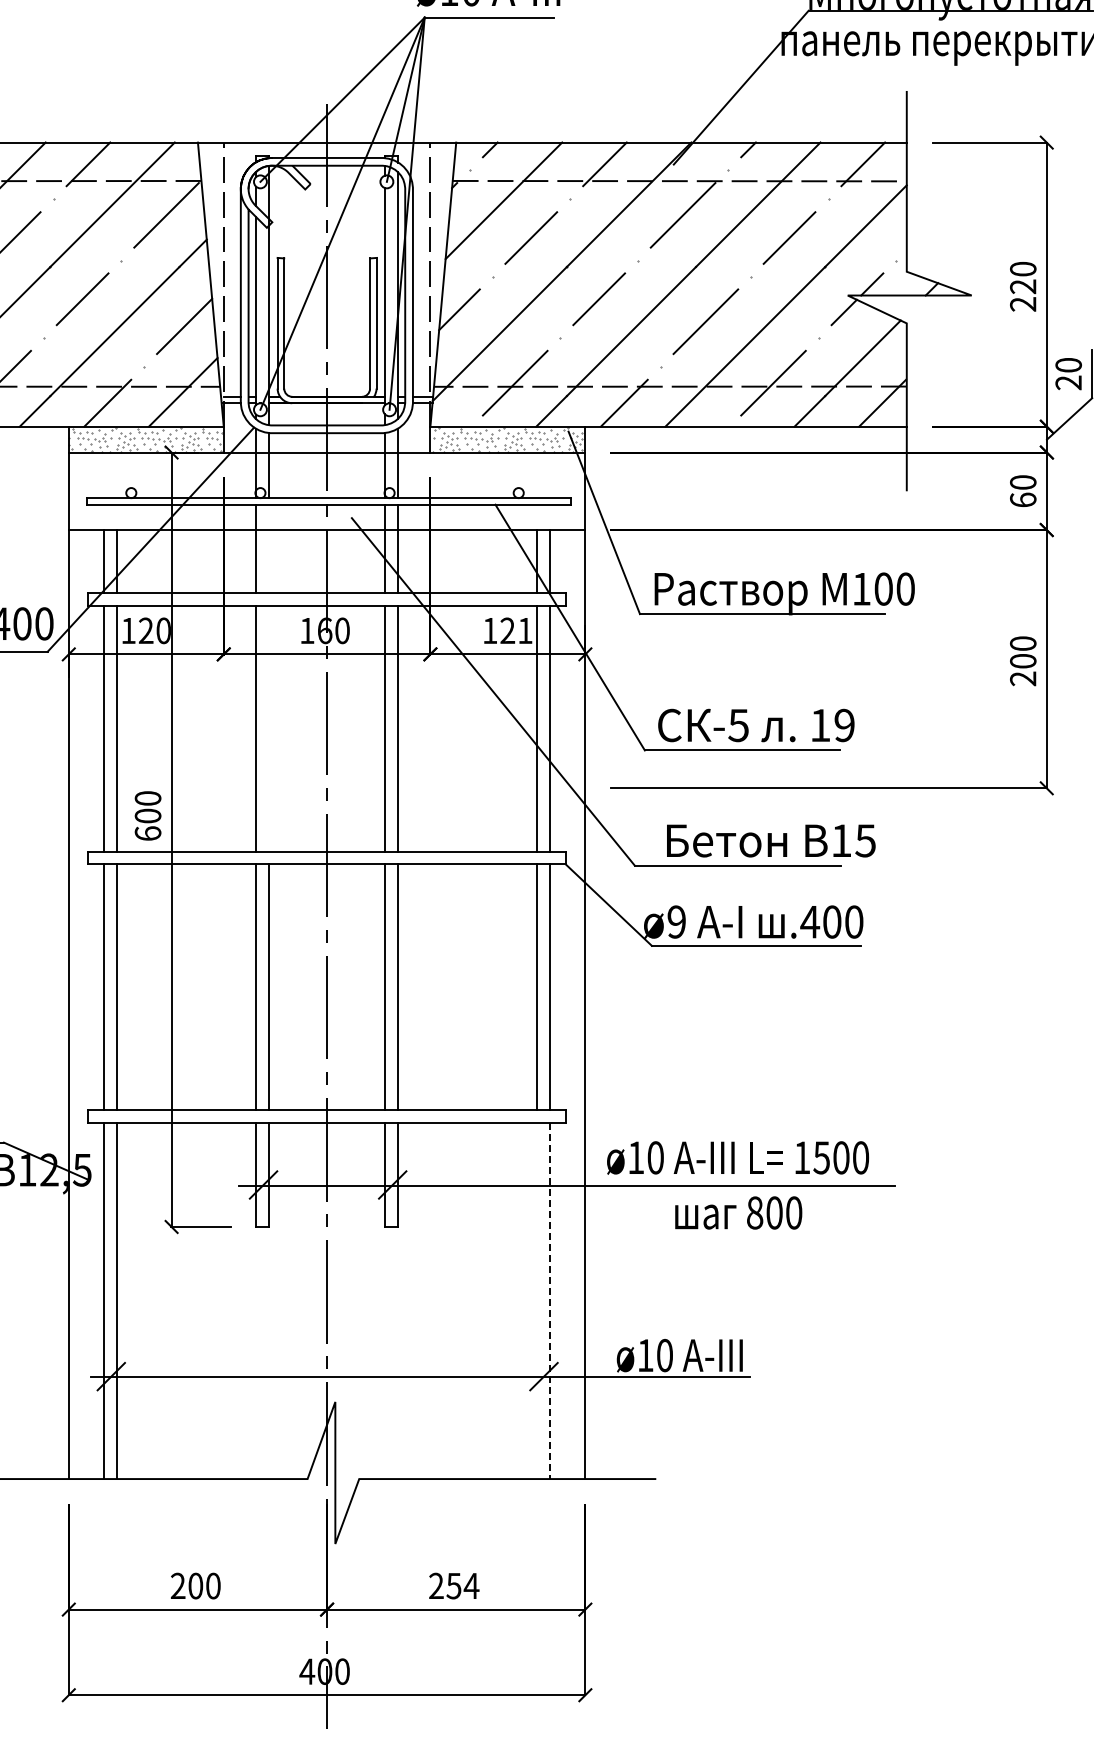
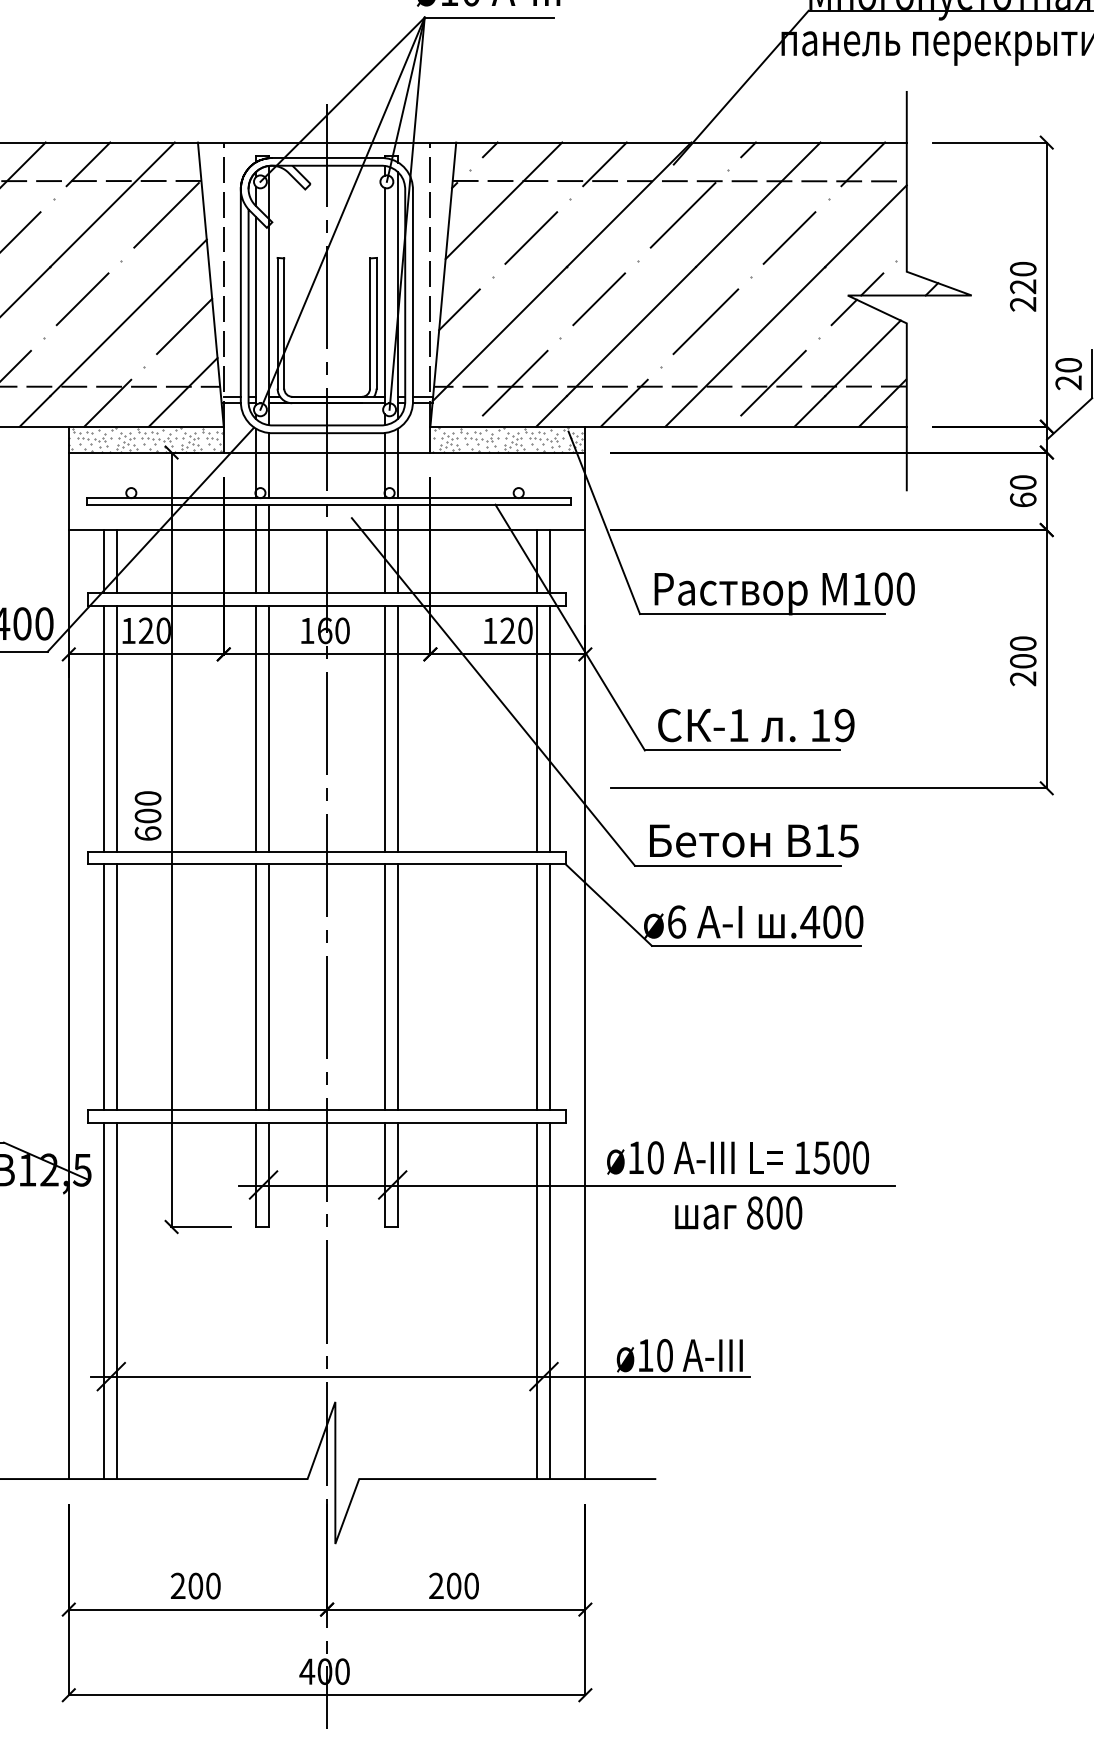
line: none -> present (269, 548)
text: 121 -> 120 (525, 630)
text: -5 -> -1 (738, 725)
line: none -> present (269, 728)
text position: (771, 840) -> (754, 840) (754, 840)
text: ø9 -> ø6 (676, 921)
line: none -> present (536, 1300)
line: dashed -> solid (549, 1301)
text: 254 -> 200 (462, 1585)
